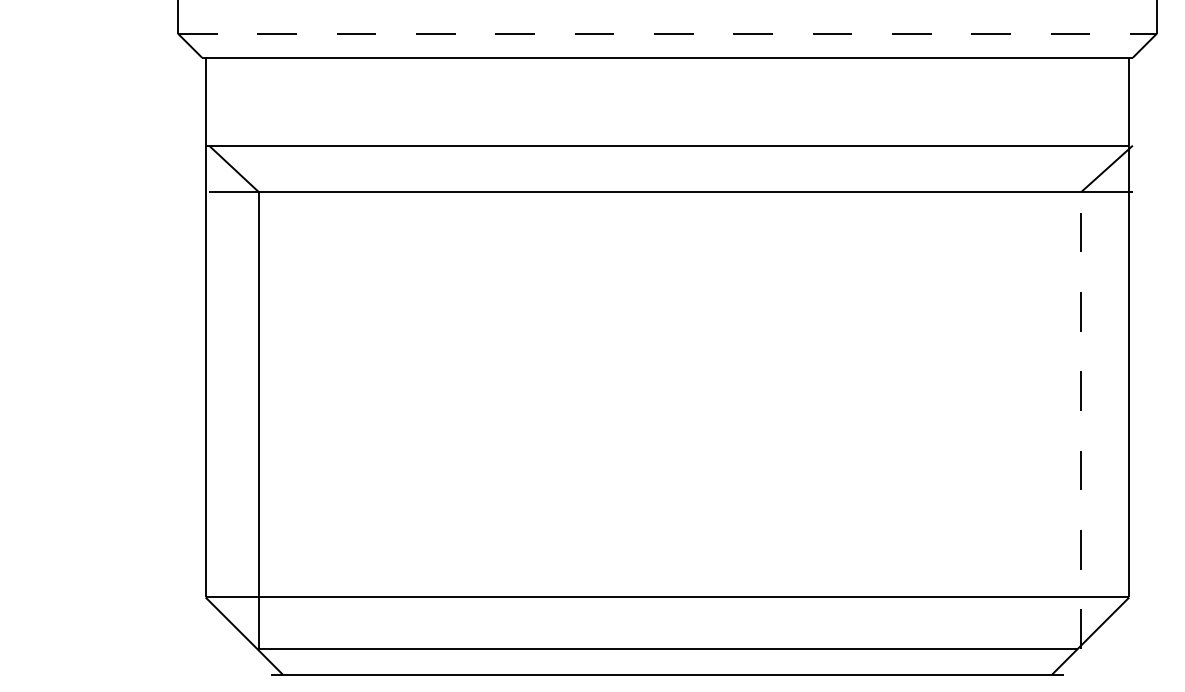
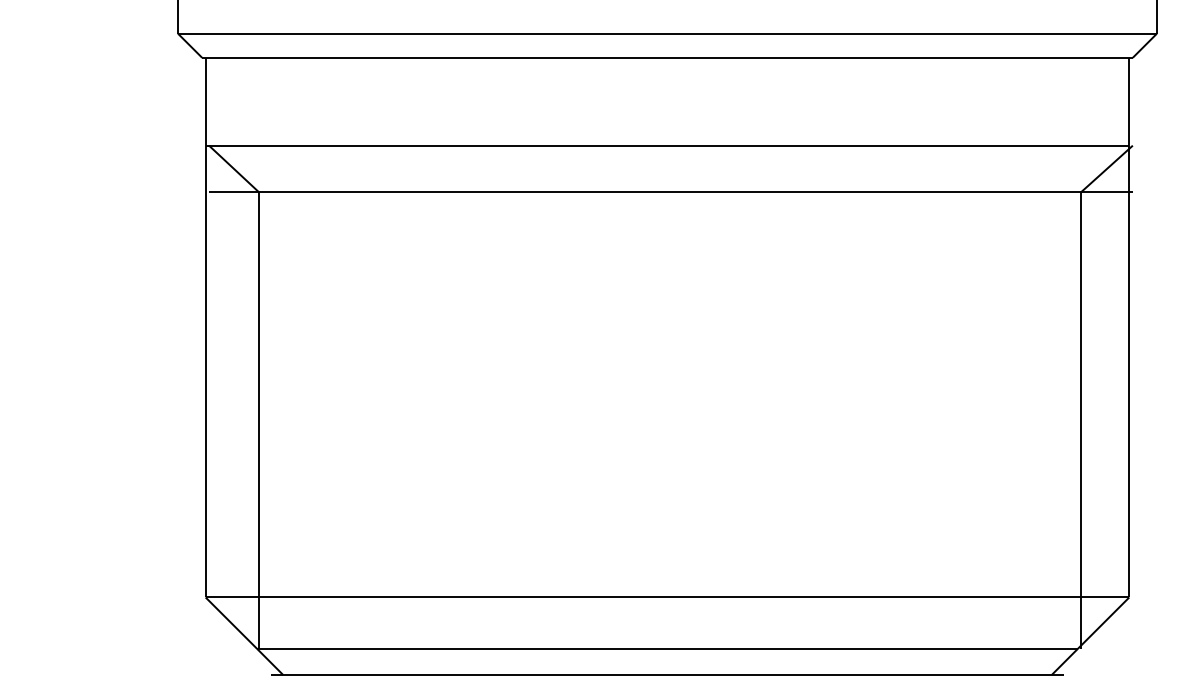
line: dashed -> solid (667, 33)
line: dashed -> solid (1081, 420)
